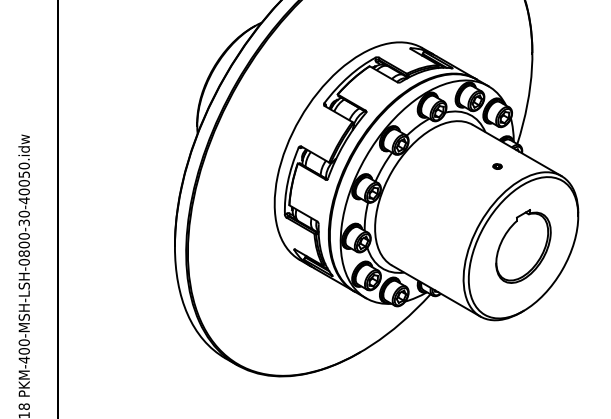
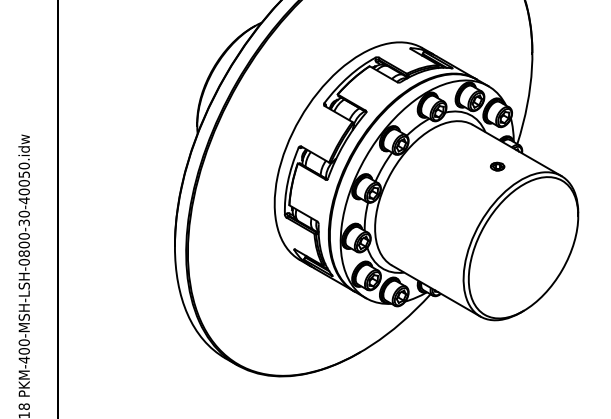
part size: 11x7 px -> 16x11 px (497, 166)
part: present -> none (523, 246)
